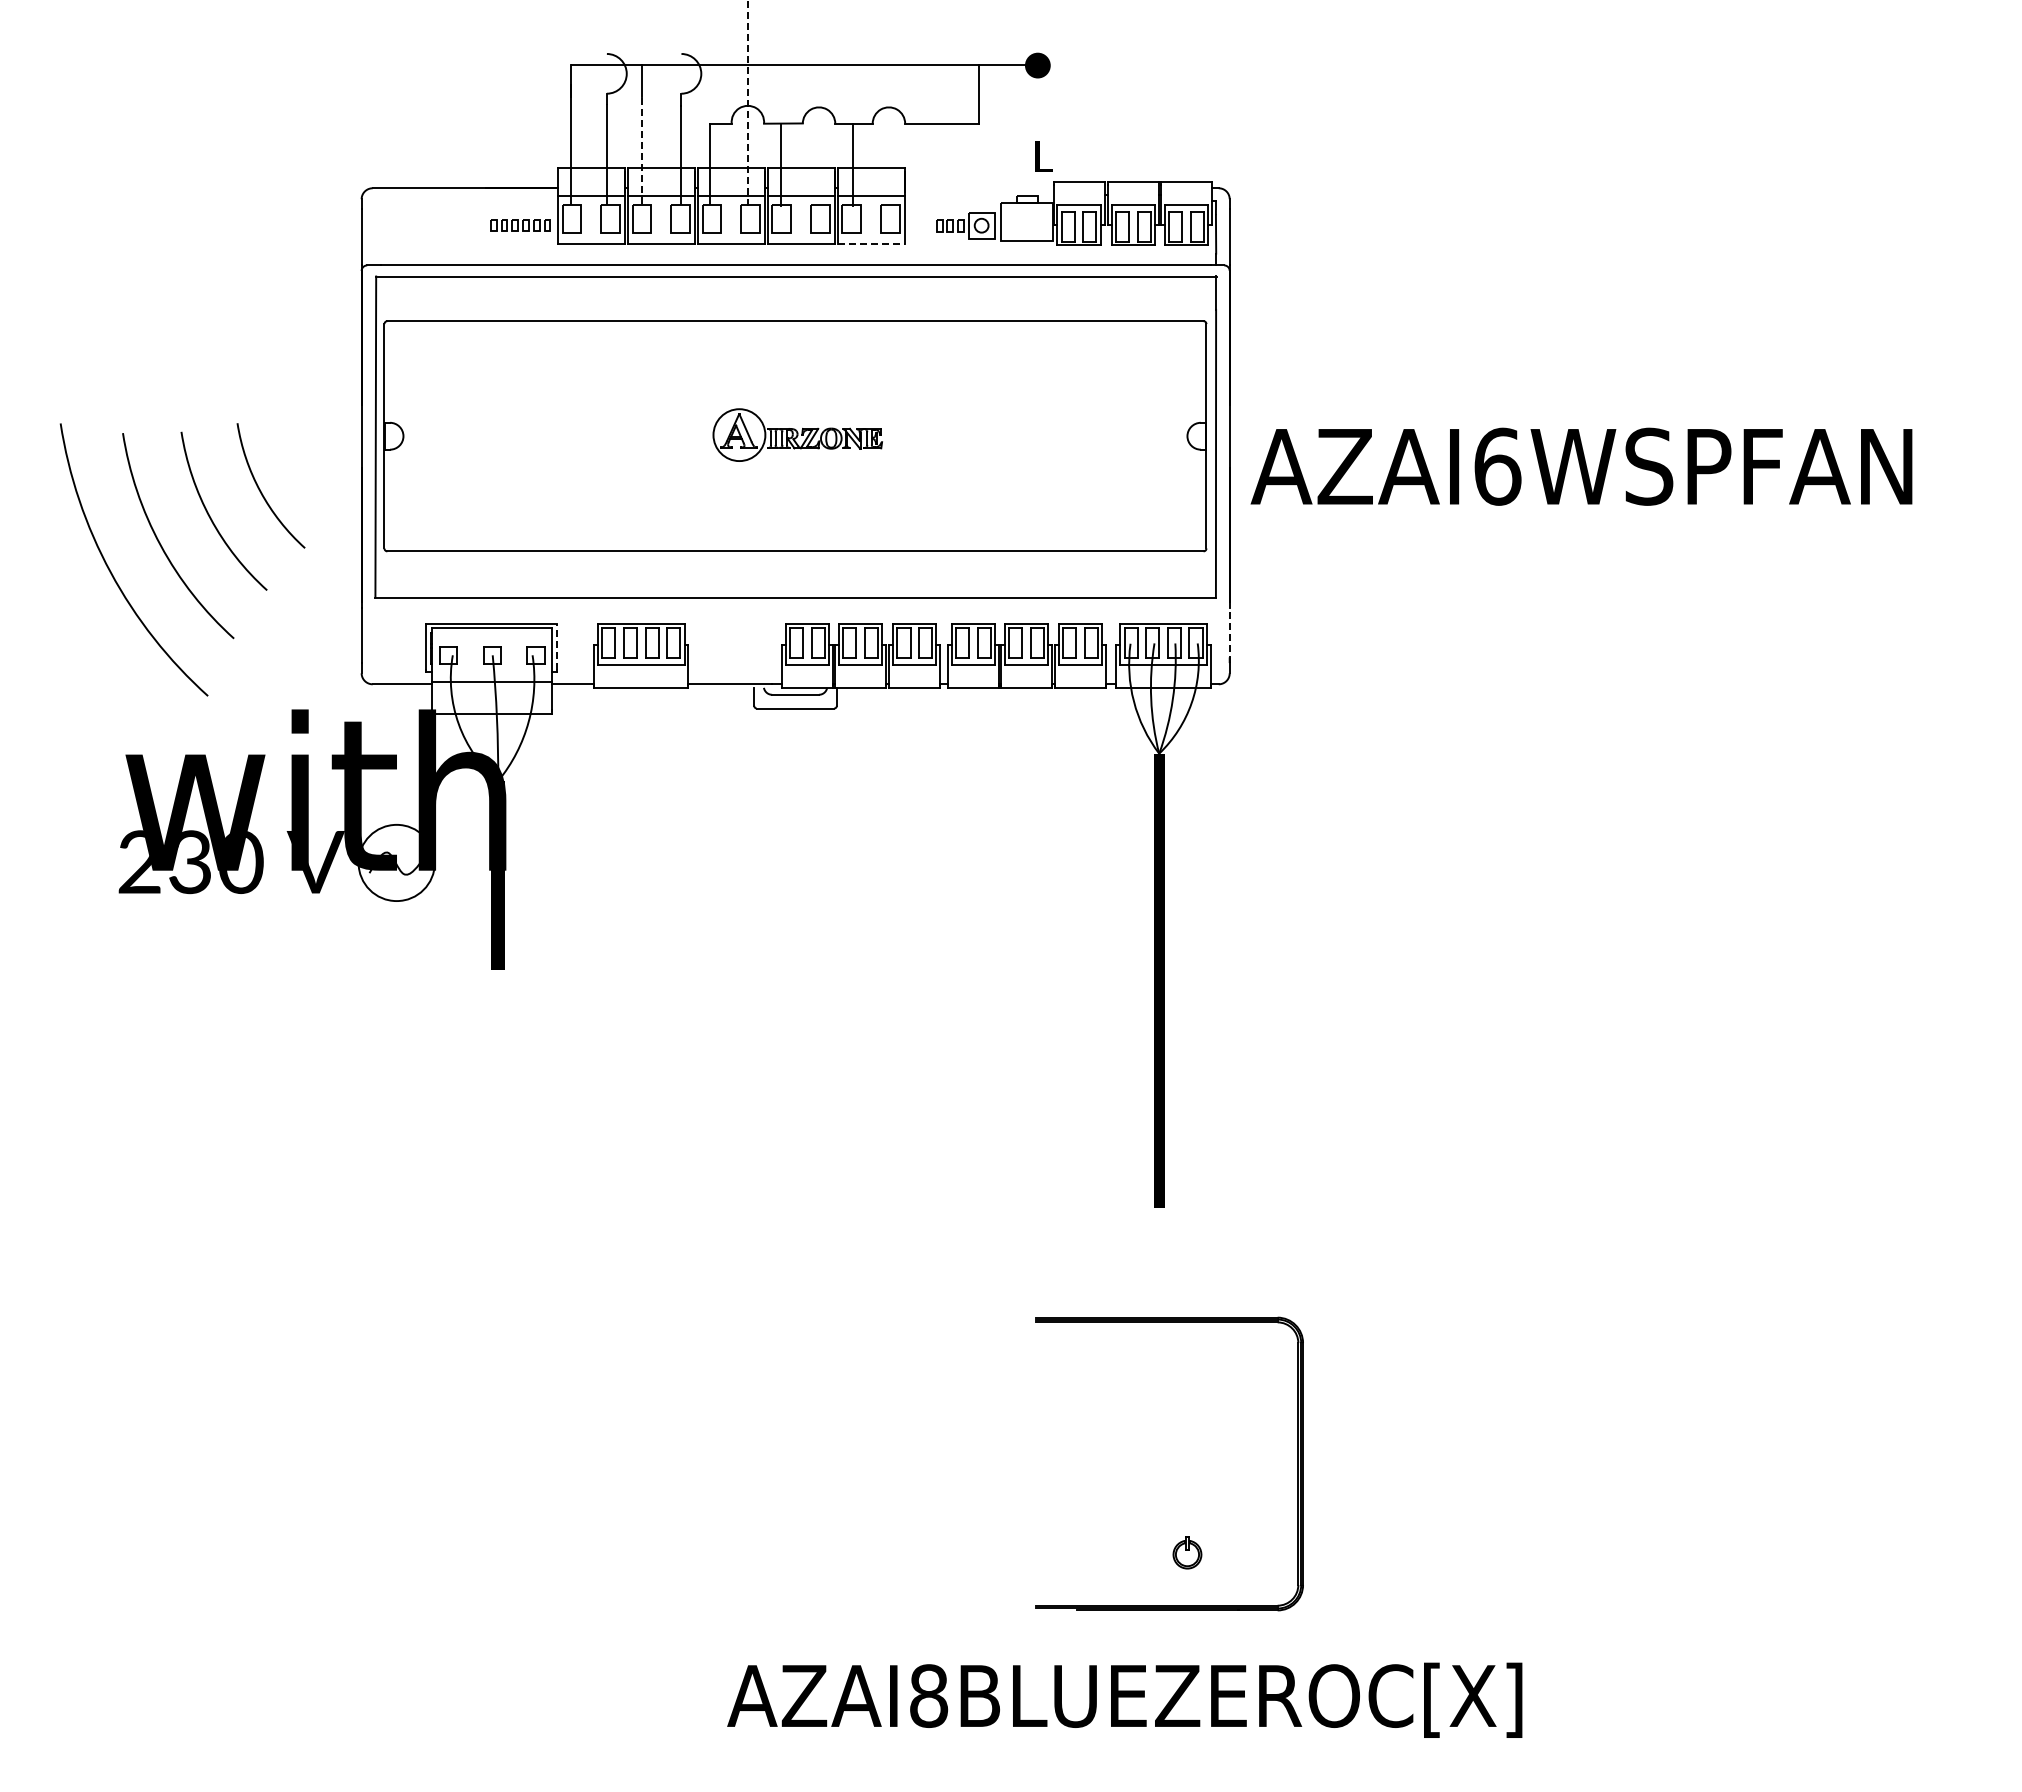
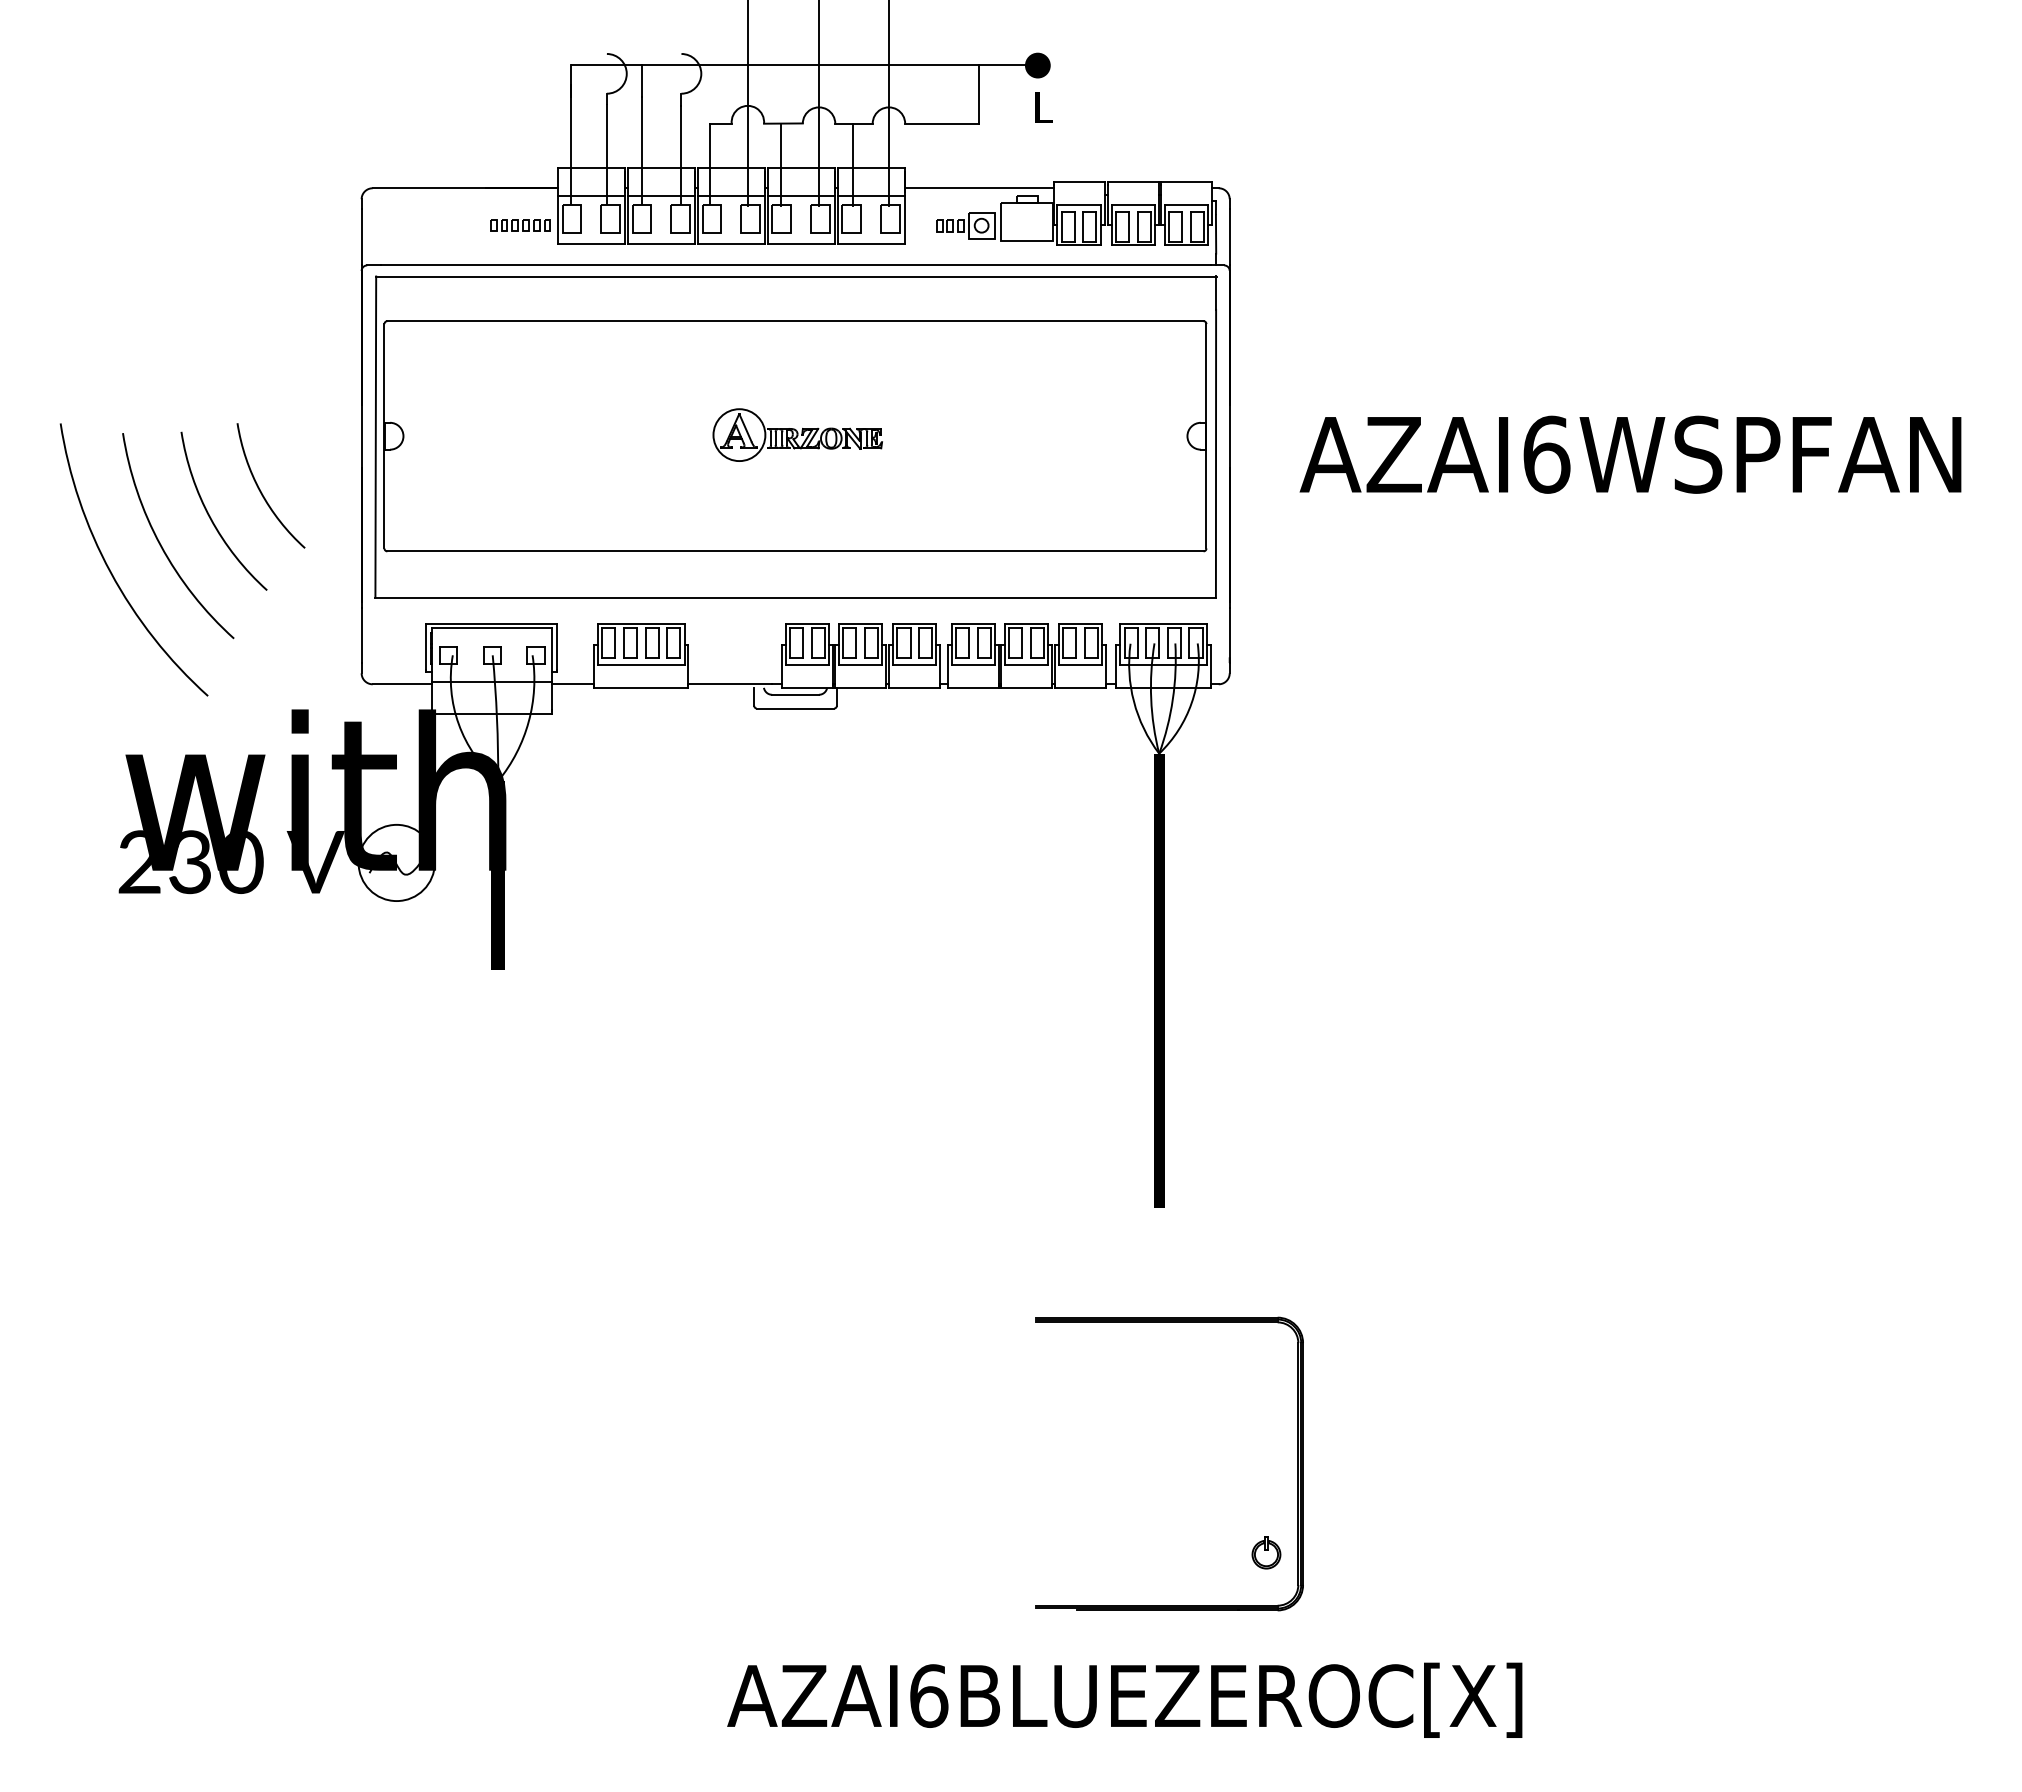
line: dashed -> solid (747, 102)
line: none -> present (819, 103)
line: none -> present (888, 103)
line: dashed -> solid (642, 150)
text position: (1043, 156) -> (1043, 107) (1043, 107)
line: none -> present (978, 188)
line: dashed -> solid (871, 244)
text position: (1581, 466) -> (1630, 454) (1630, 454)
line: dashed -> solid (1229, 635)
line: dashed -> solid (556, 646)
part position: (1187, 1552) -> (1266, 1552) (1266, 1552)
text: AZAI8BLUEZEROC[X] -> AZAI6BLUEZEROC[X] (929, 1695)
